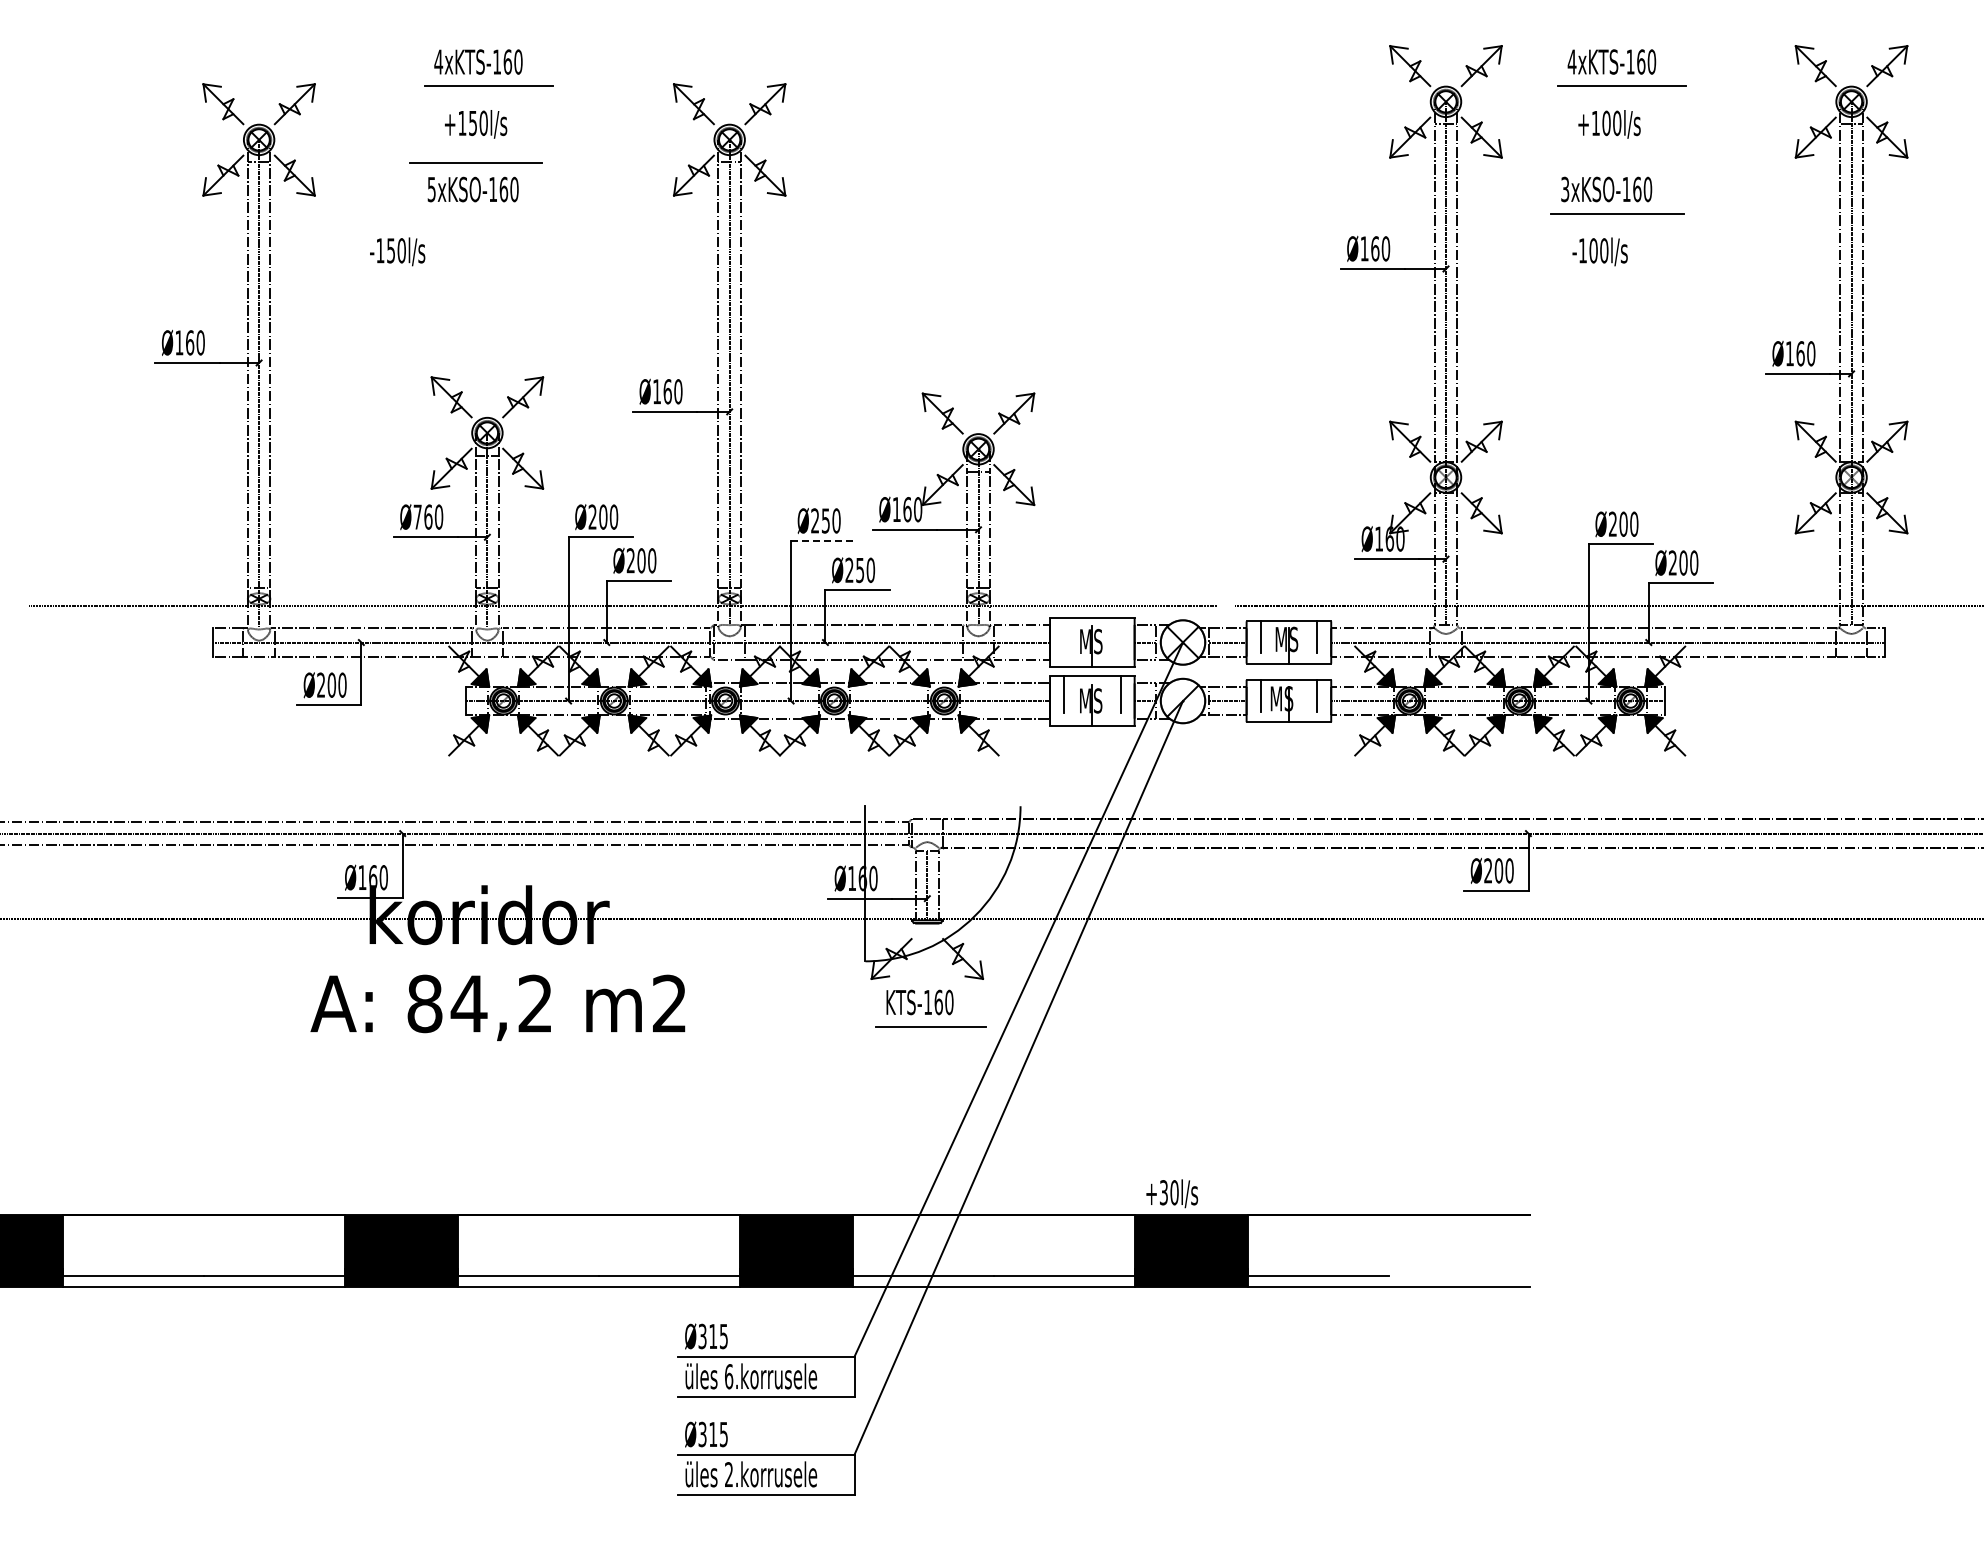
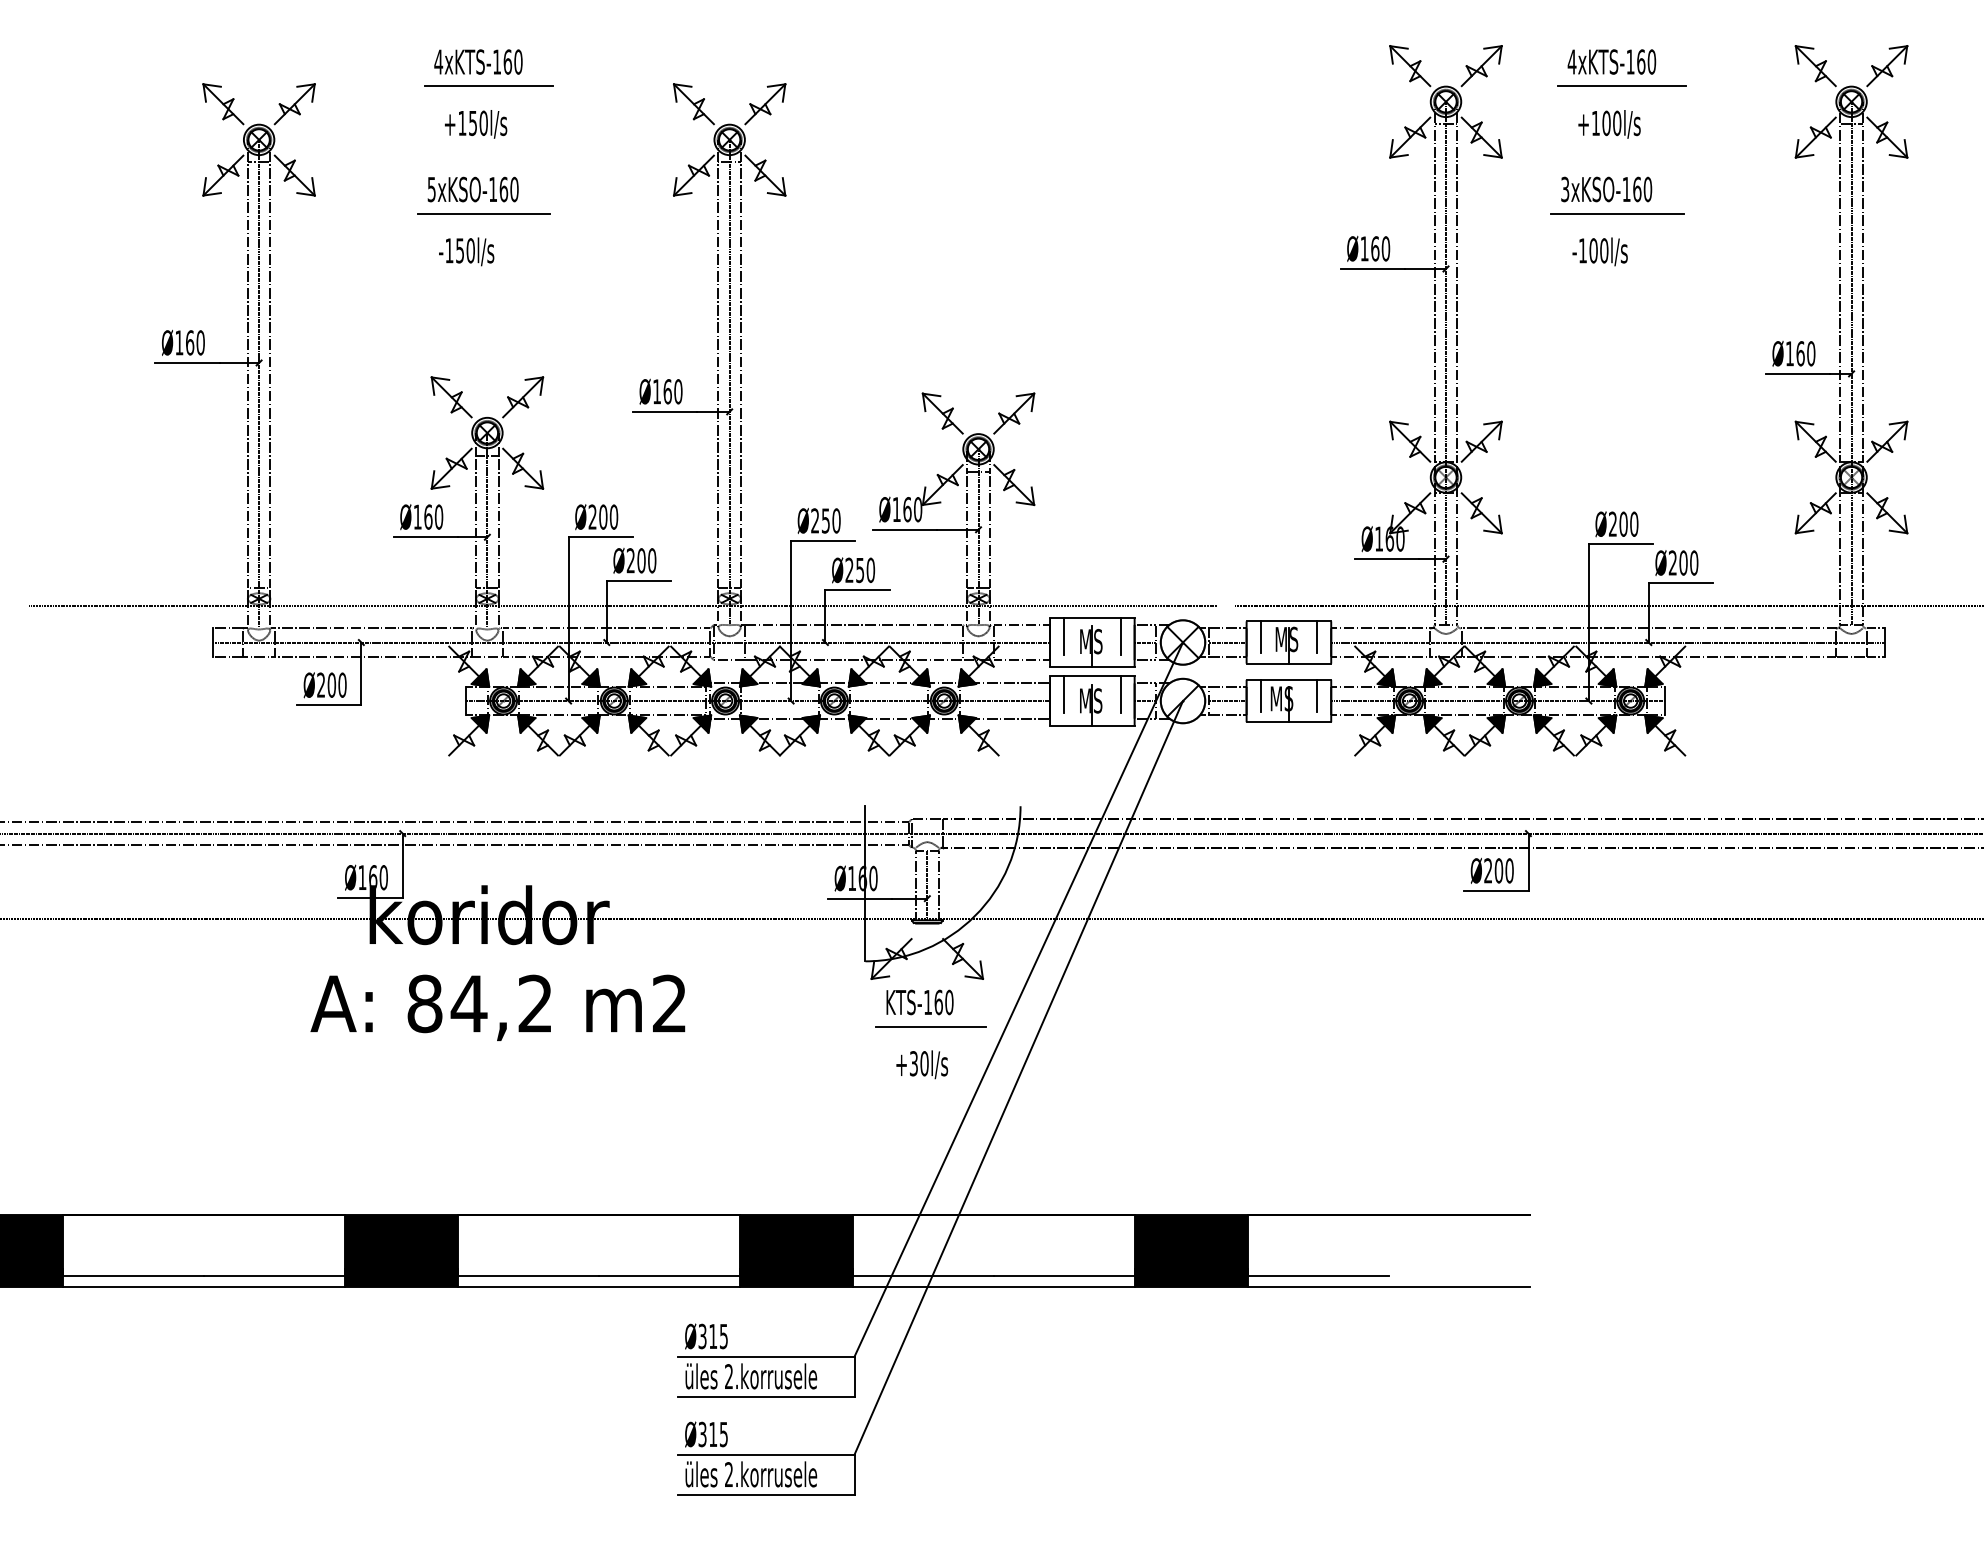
line position: (475, 162) -> (483, 213) (483, 213)
text position: (397, 251) -> (466, 251) (466, 251)
text: Ø760 -> Ø160 (417, 516)
line: dashed -> solid (823, 541)
line: none -> present (1064, 635)
line: none -> present (1120, 635)
text position: (1172, 1193) -> (922, 1064) (922, 1064)
text: 6.korrusele -> 2.korrusele (729, 1376)
